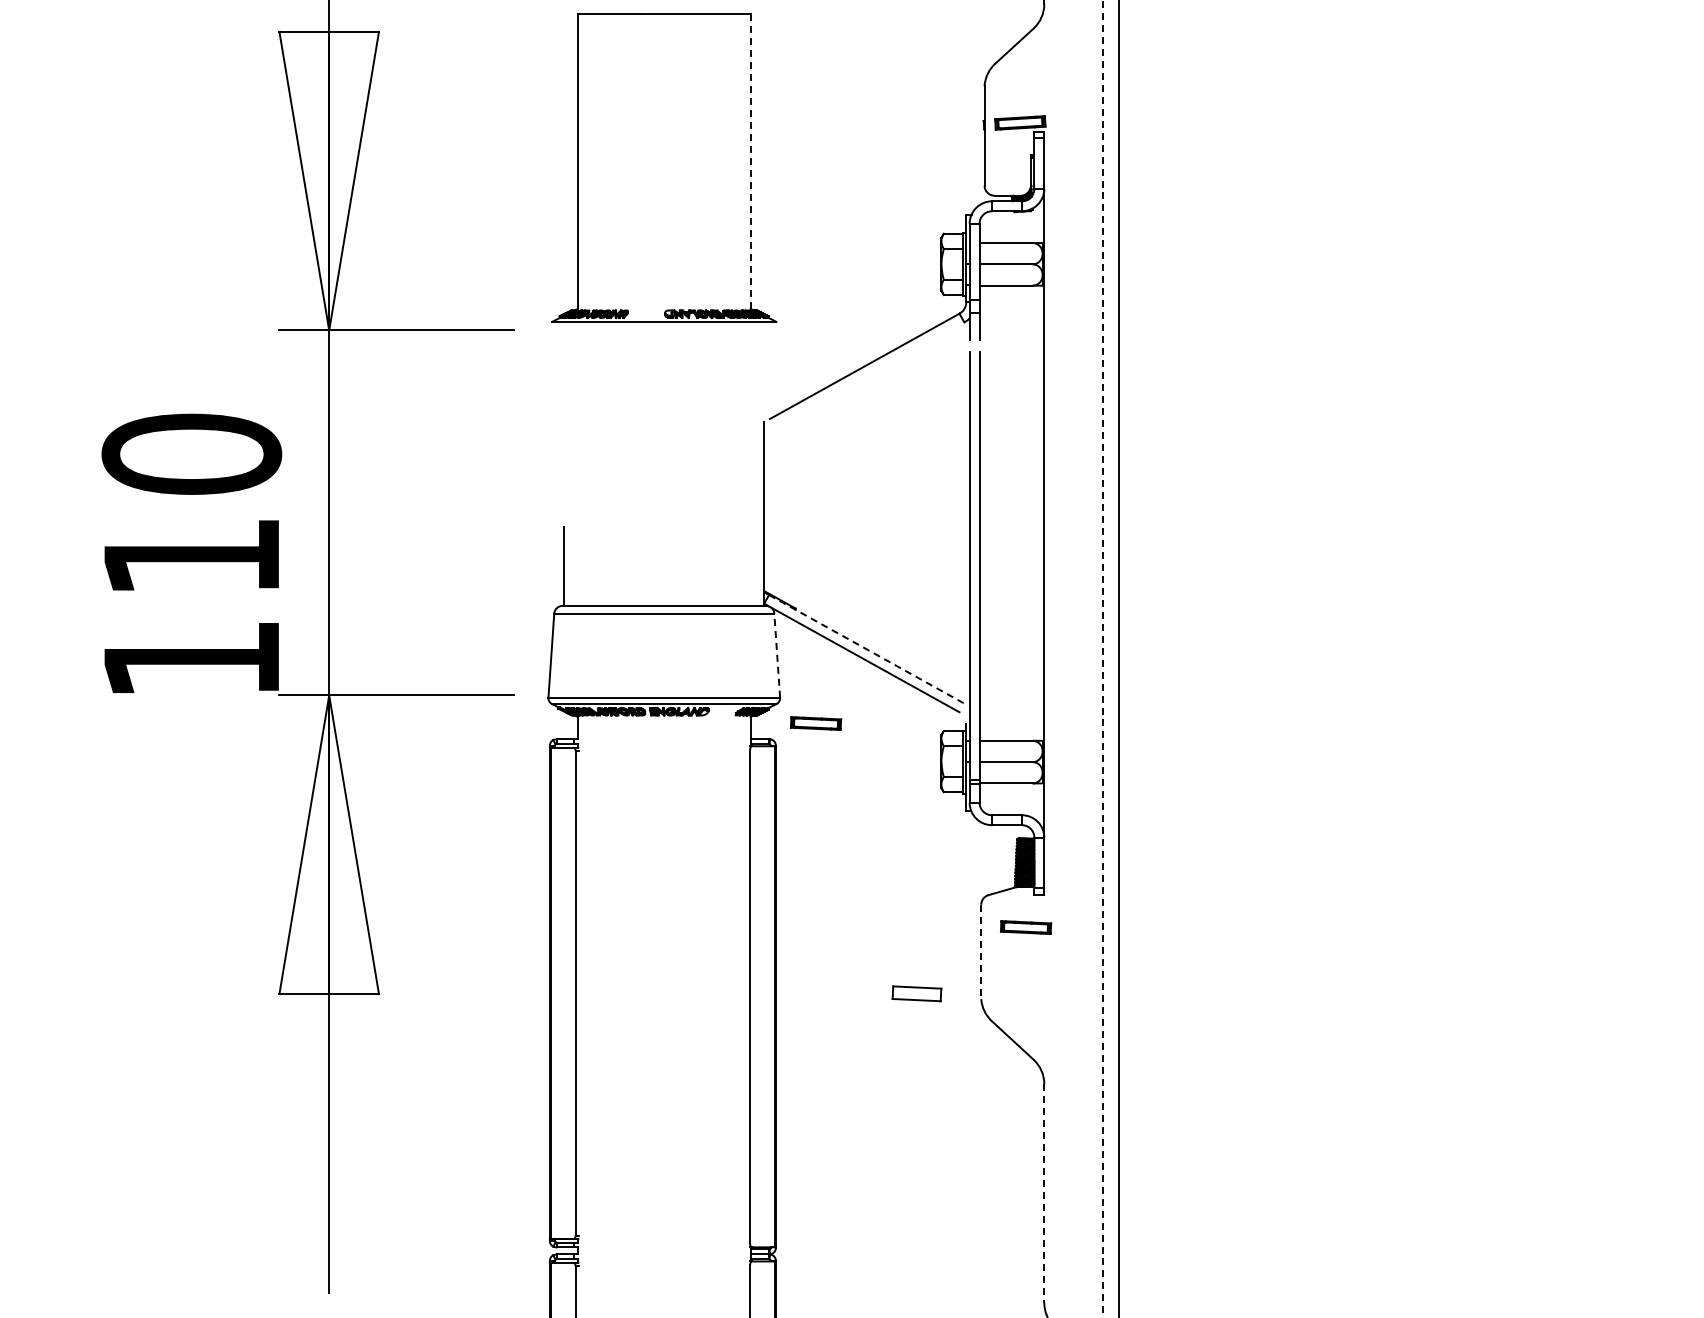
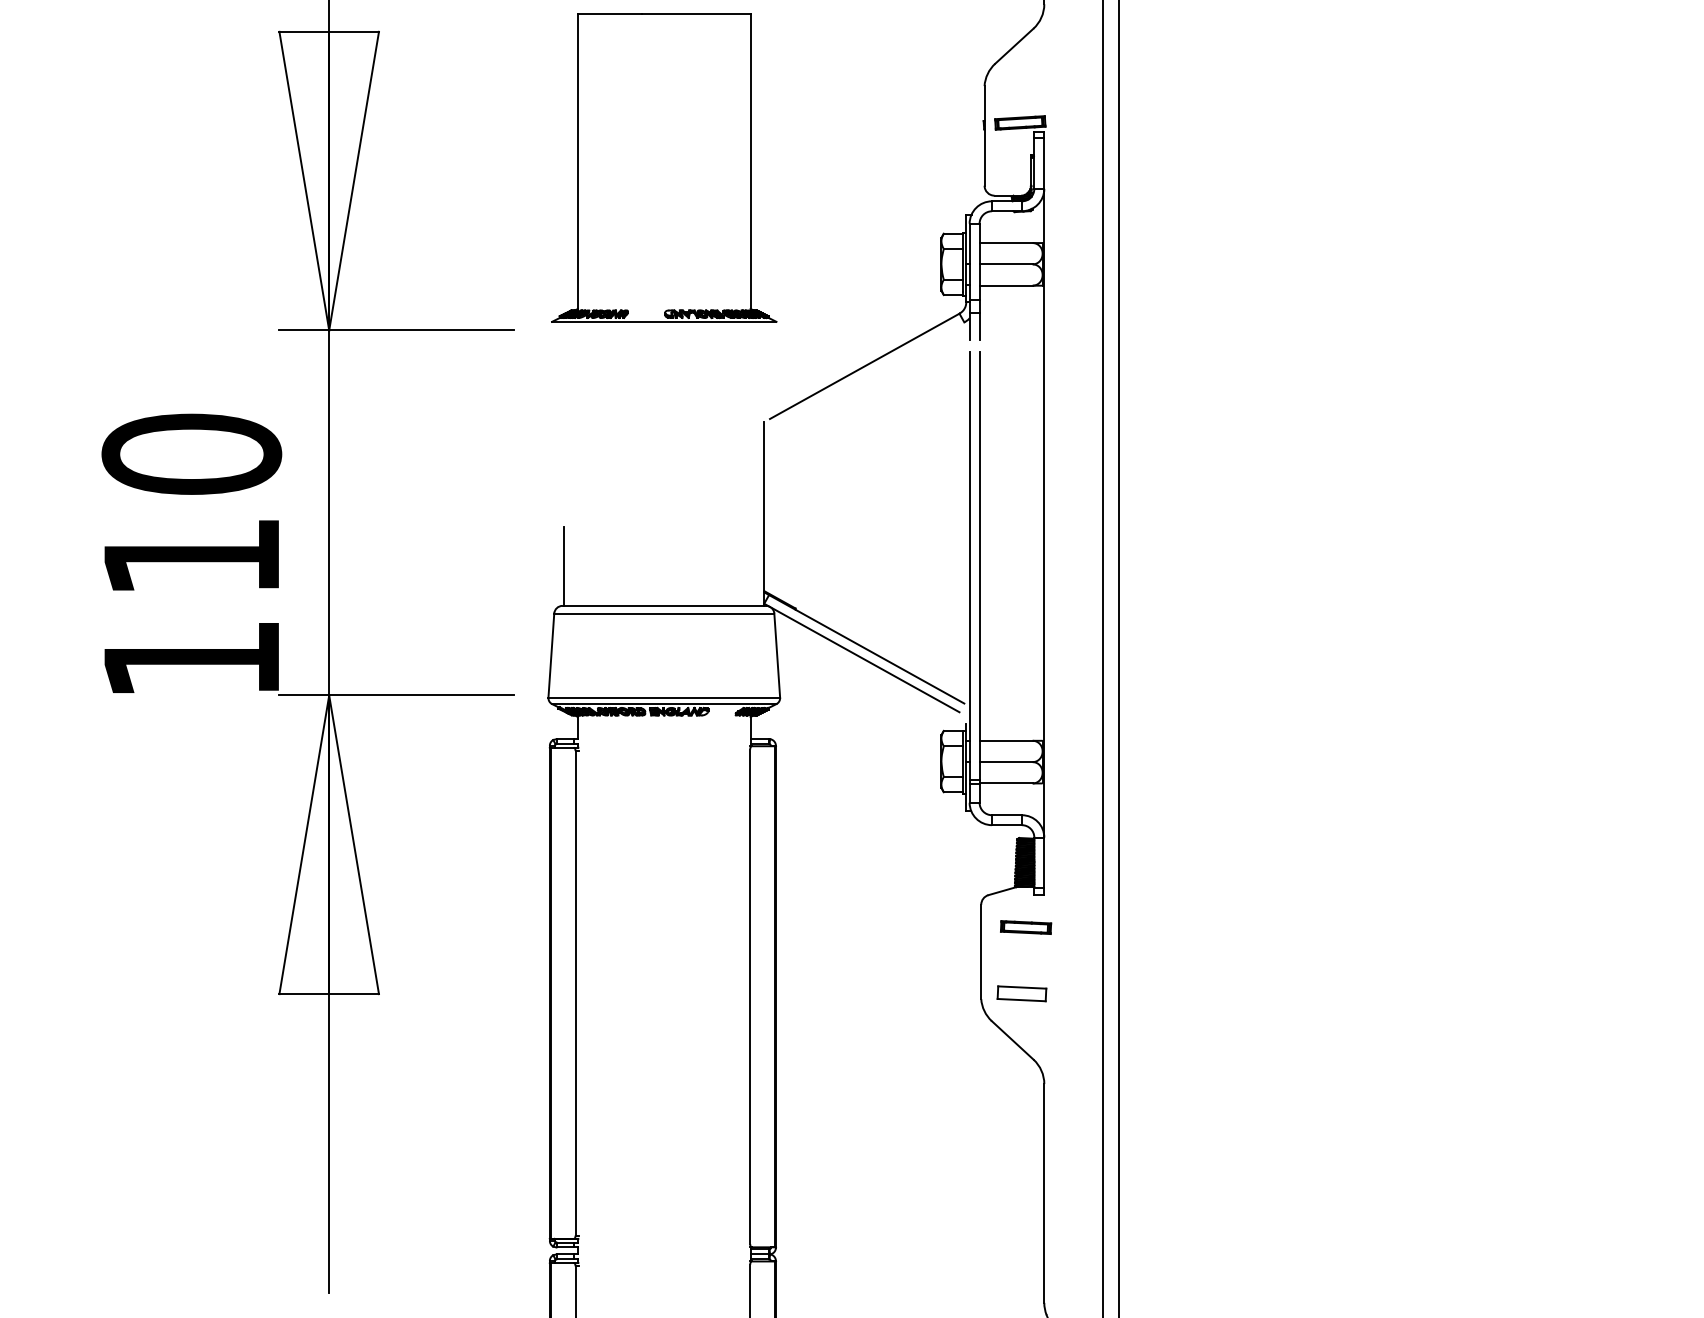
line: dashed -> solid (750, 160)
line: dashed -> solid (866, 649)
line: dashed -> solid (777, 655)
line: dashed -> solid (1102, 659)
part: present -> none (816, 723)
line: dashed -> solid (981, 952)
part position: (916, 993) -> (1021, 993) (1021, 993)
line: dashed -> solid (1044, 1193)
